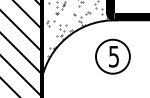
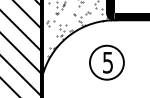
part position: (112, 56) -> (106, 62) (106, 62)
